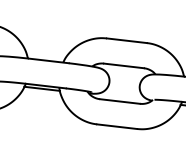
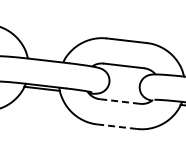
line: solid -> dashed (119, 101)
line: solid -> dashed (117, 126)
